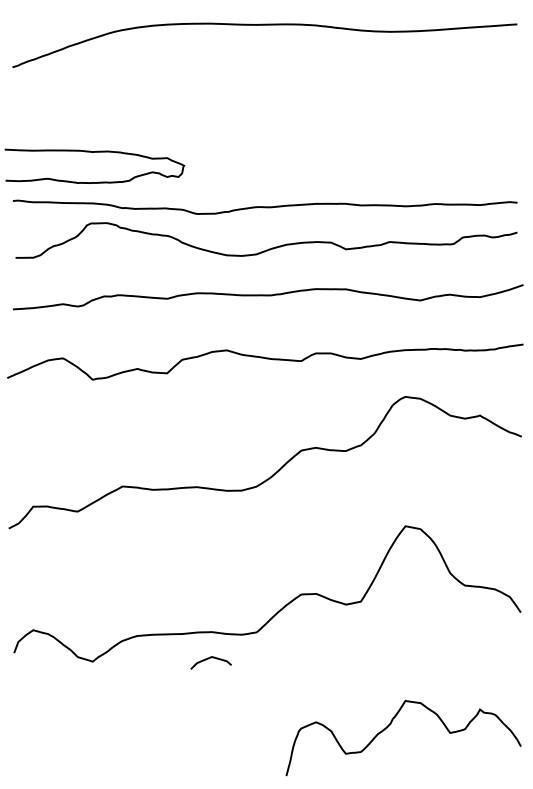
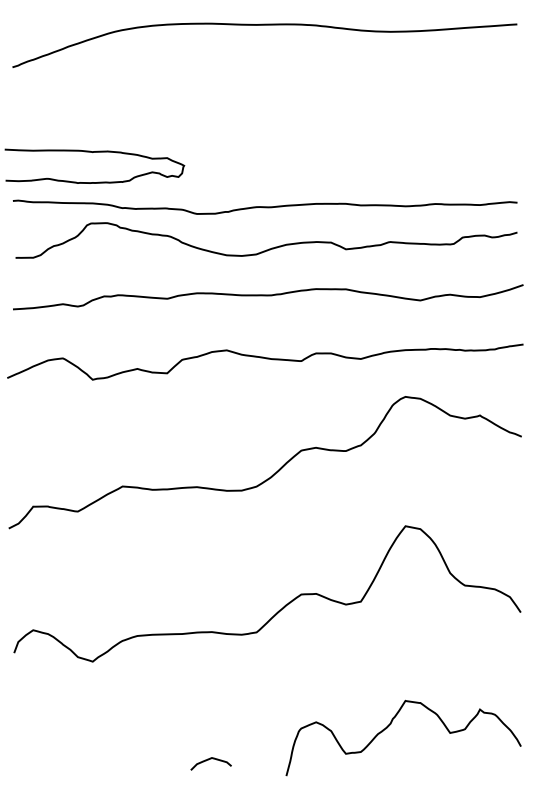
curve position: (208, 659) -> (208, 760) (208, 760)
